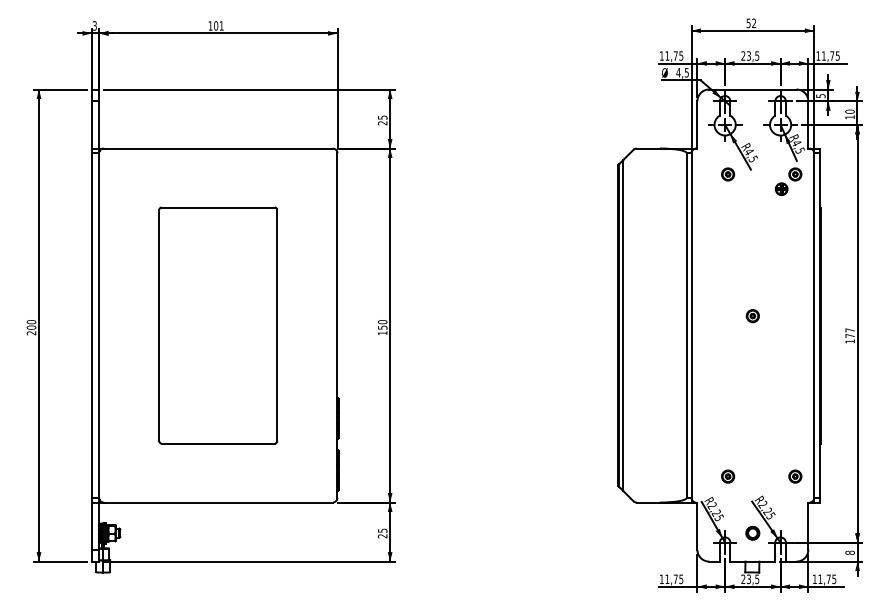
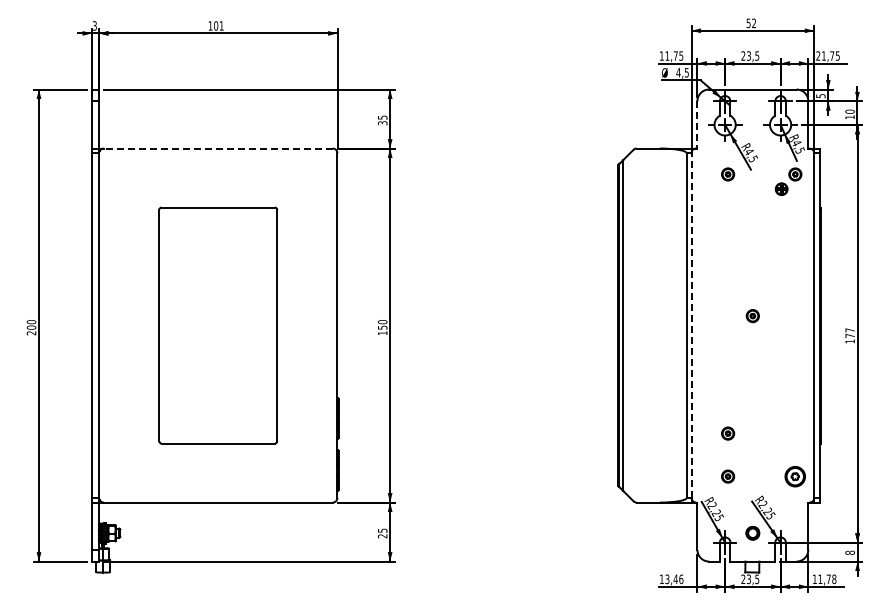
text: 11,75 -> 21,75 (818, 55)
text: 25 -> 35 (383, 123)
line: solid -> dashed (697, 124)
line: solid -> dashed (217, 148)
line: solid -> dashed (691, 325)
part: none -> present (728, 433)
part size: 15x15 px -> 22x22 px (794, 476)
text: 11,75 -> 13,46 (674, 579)
text: 11,75 -> 11,78 (834, 579)
